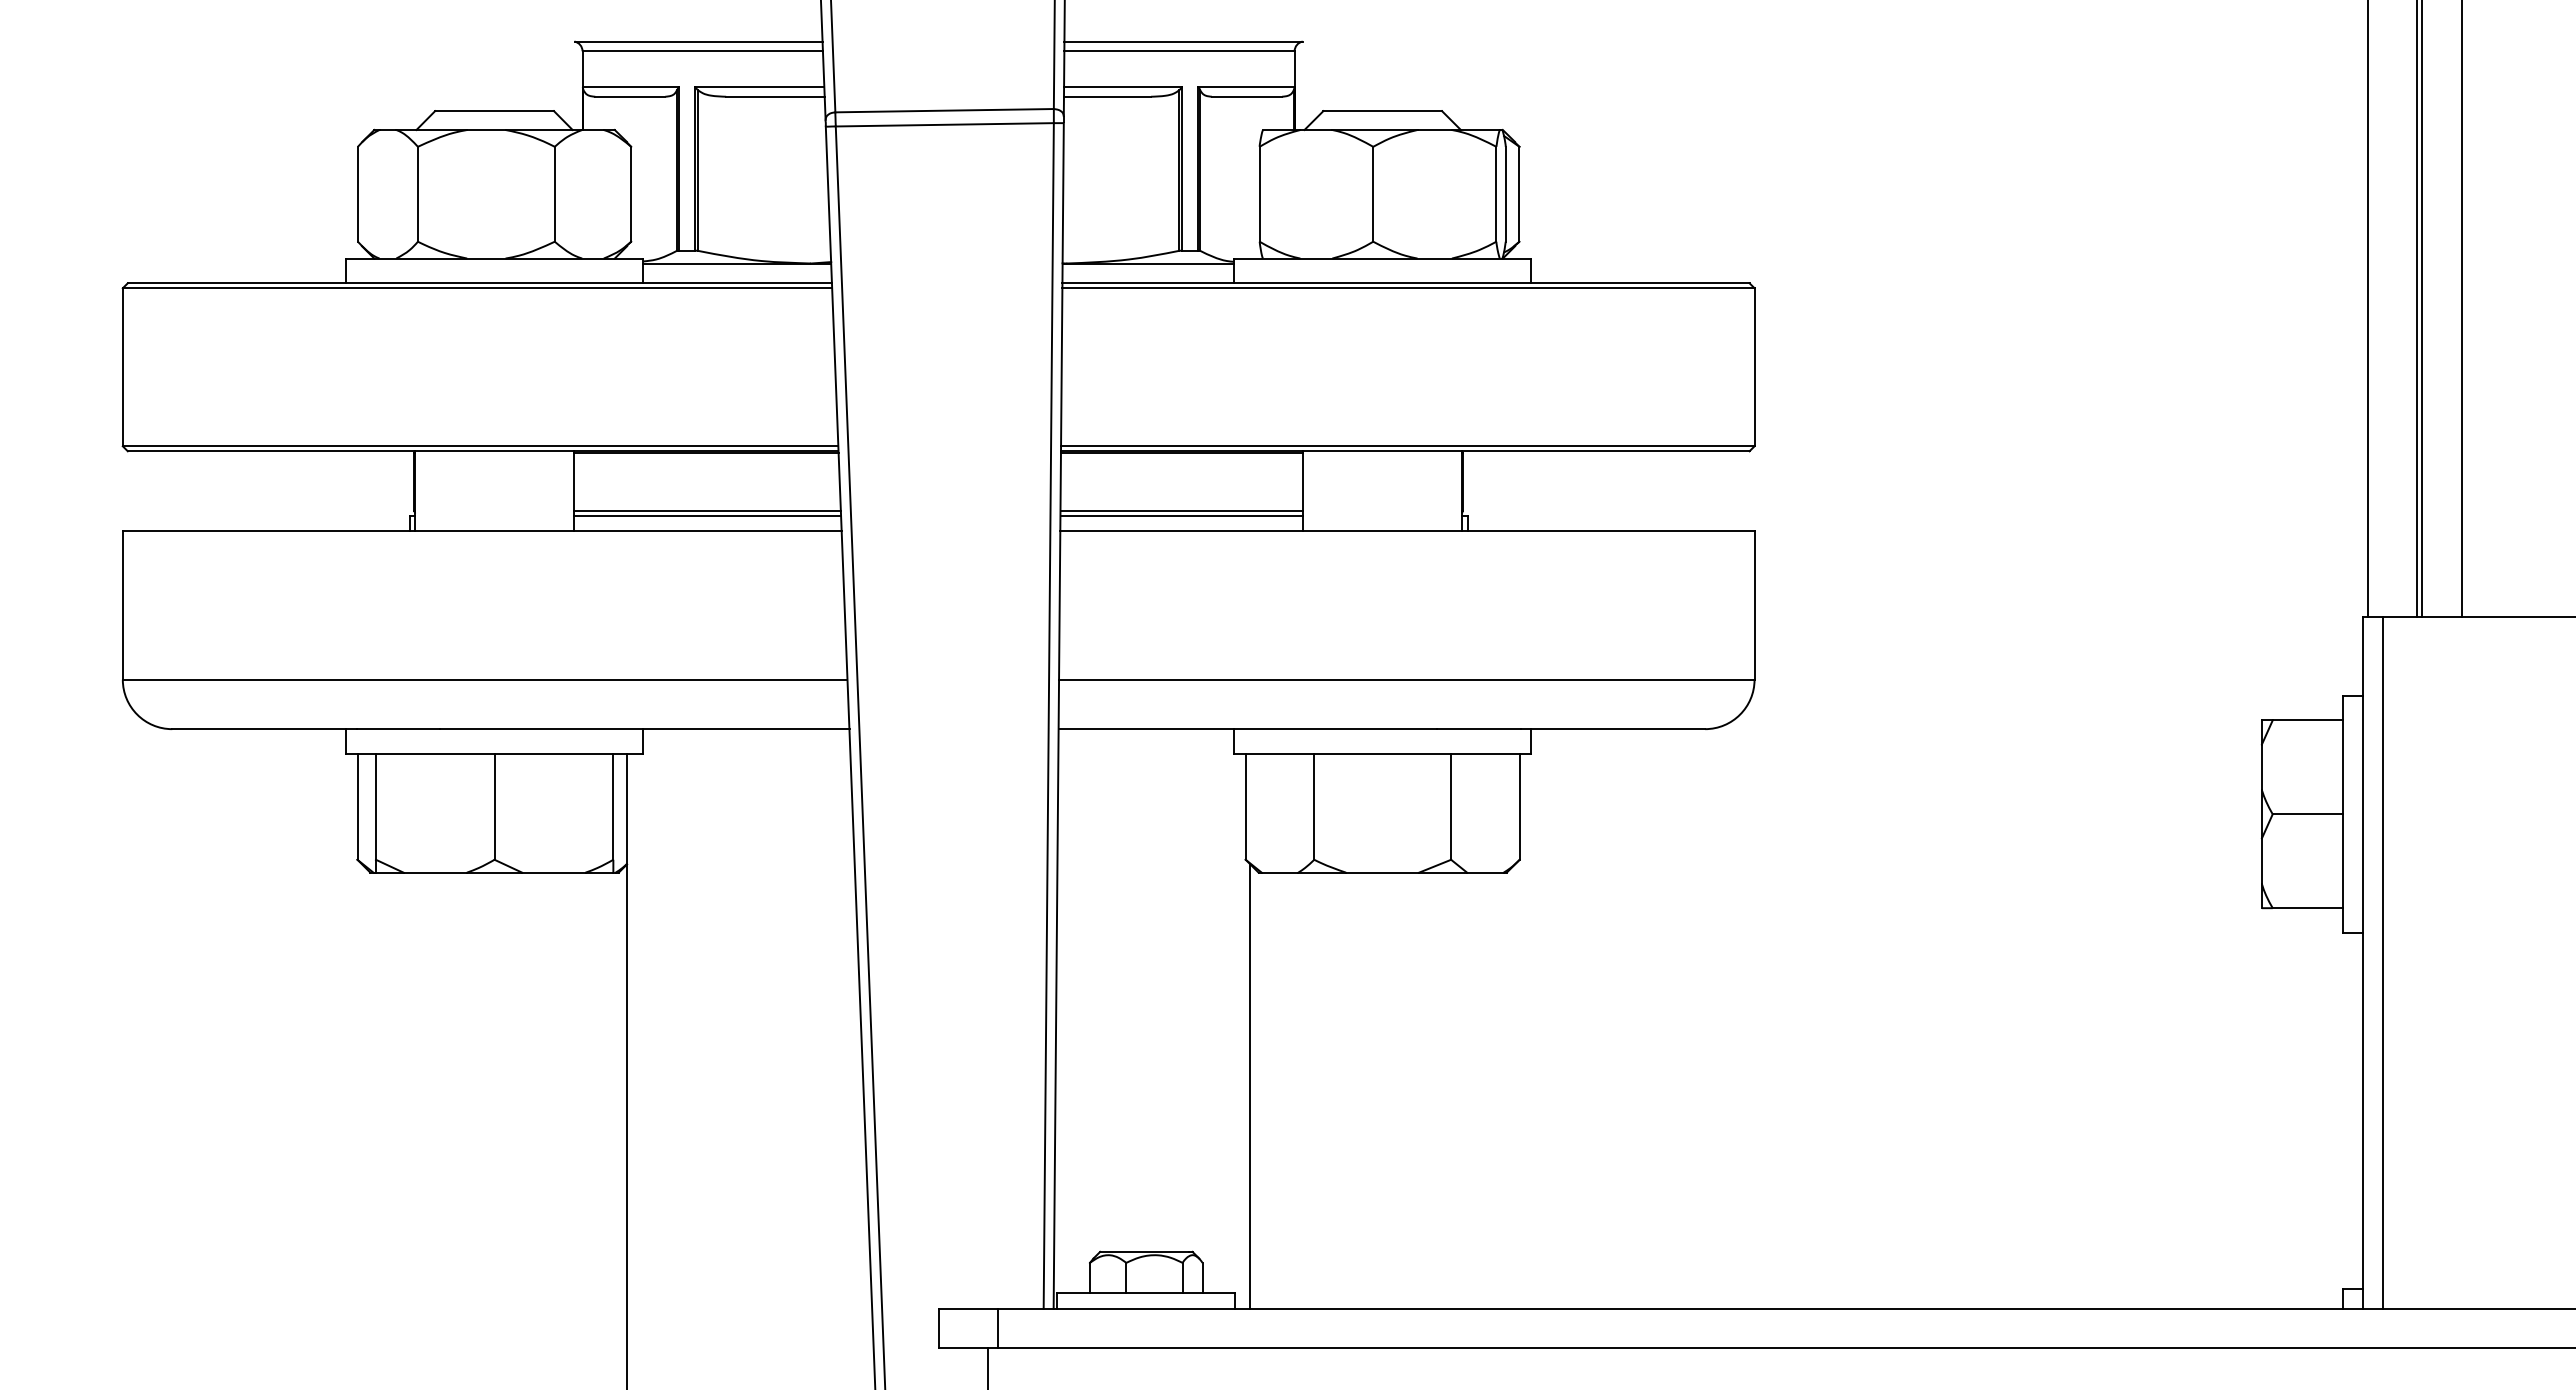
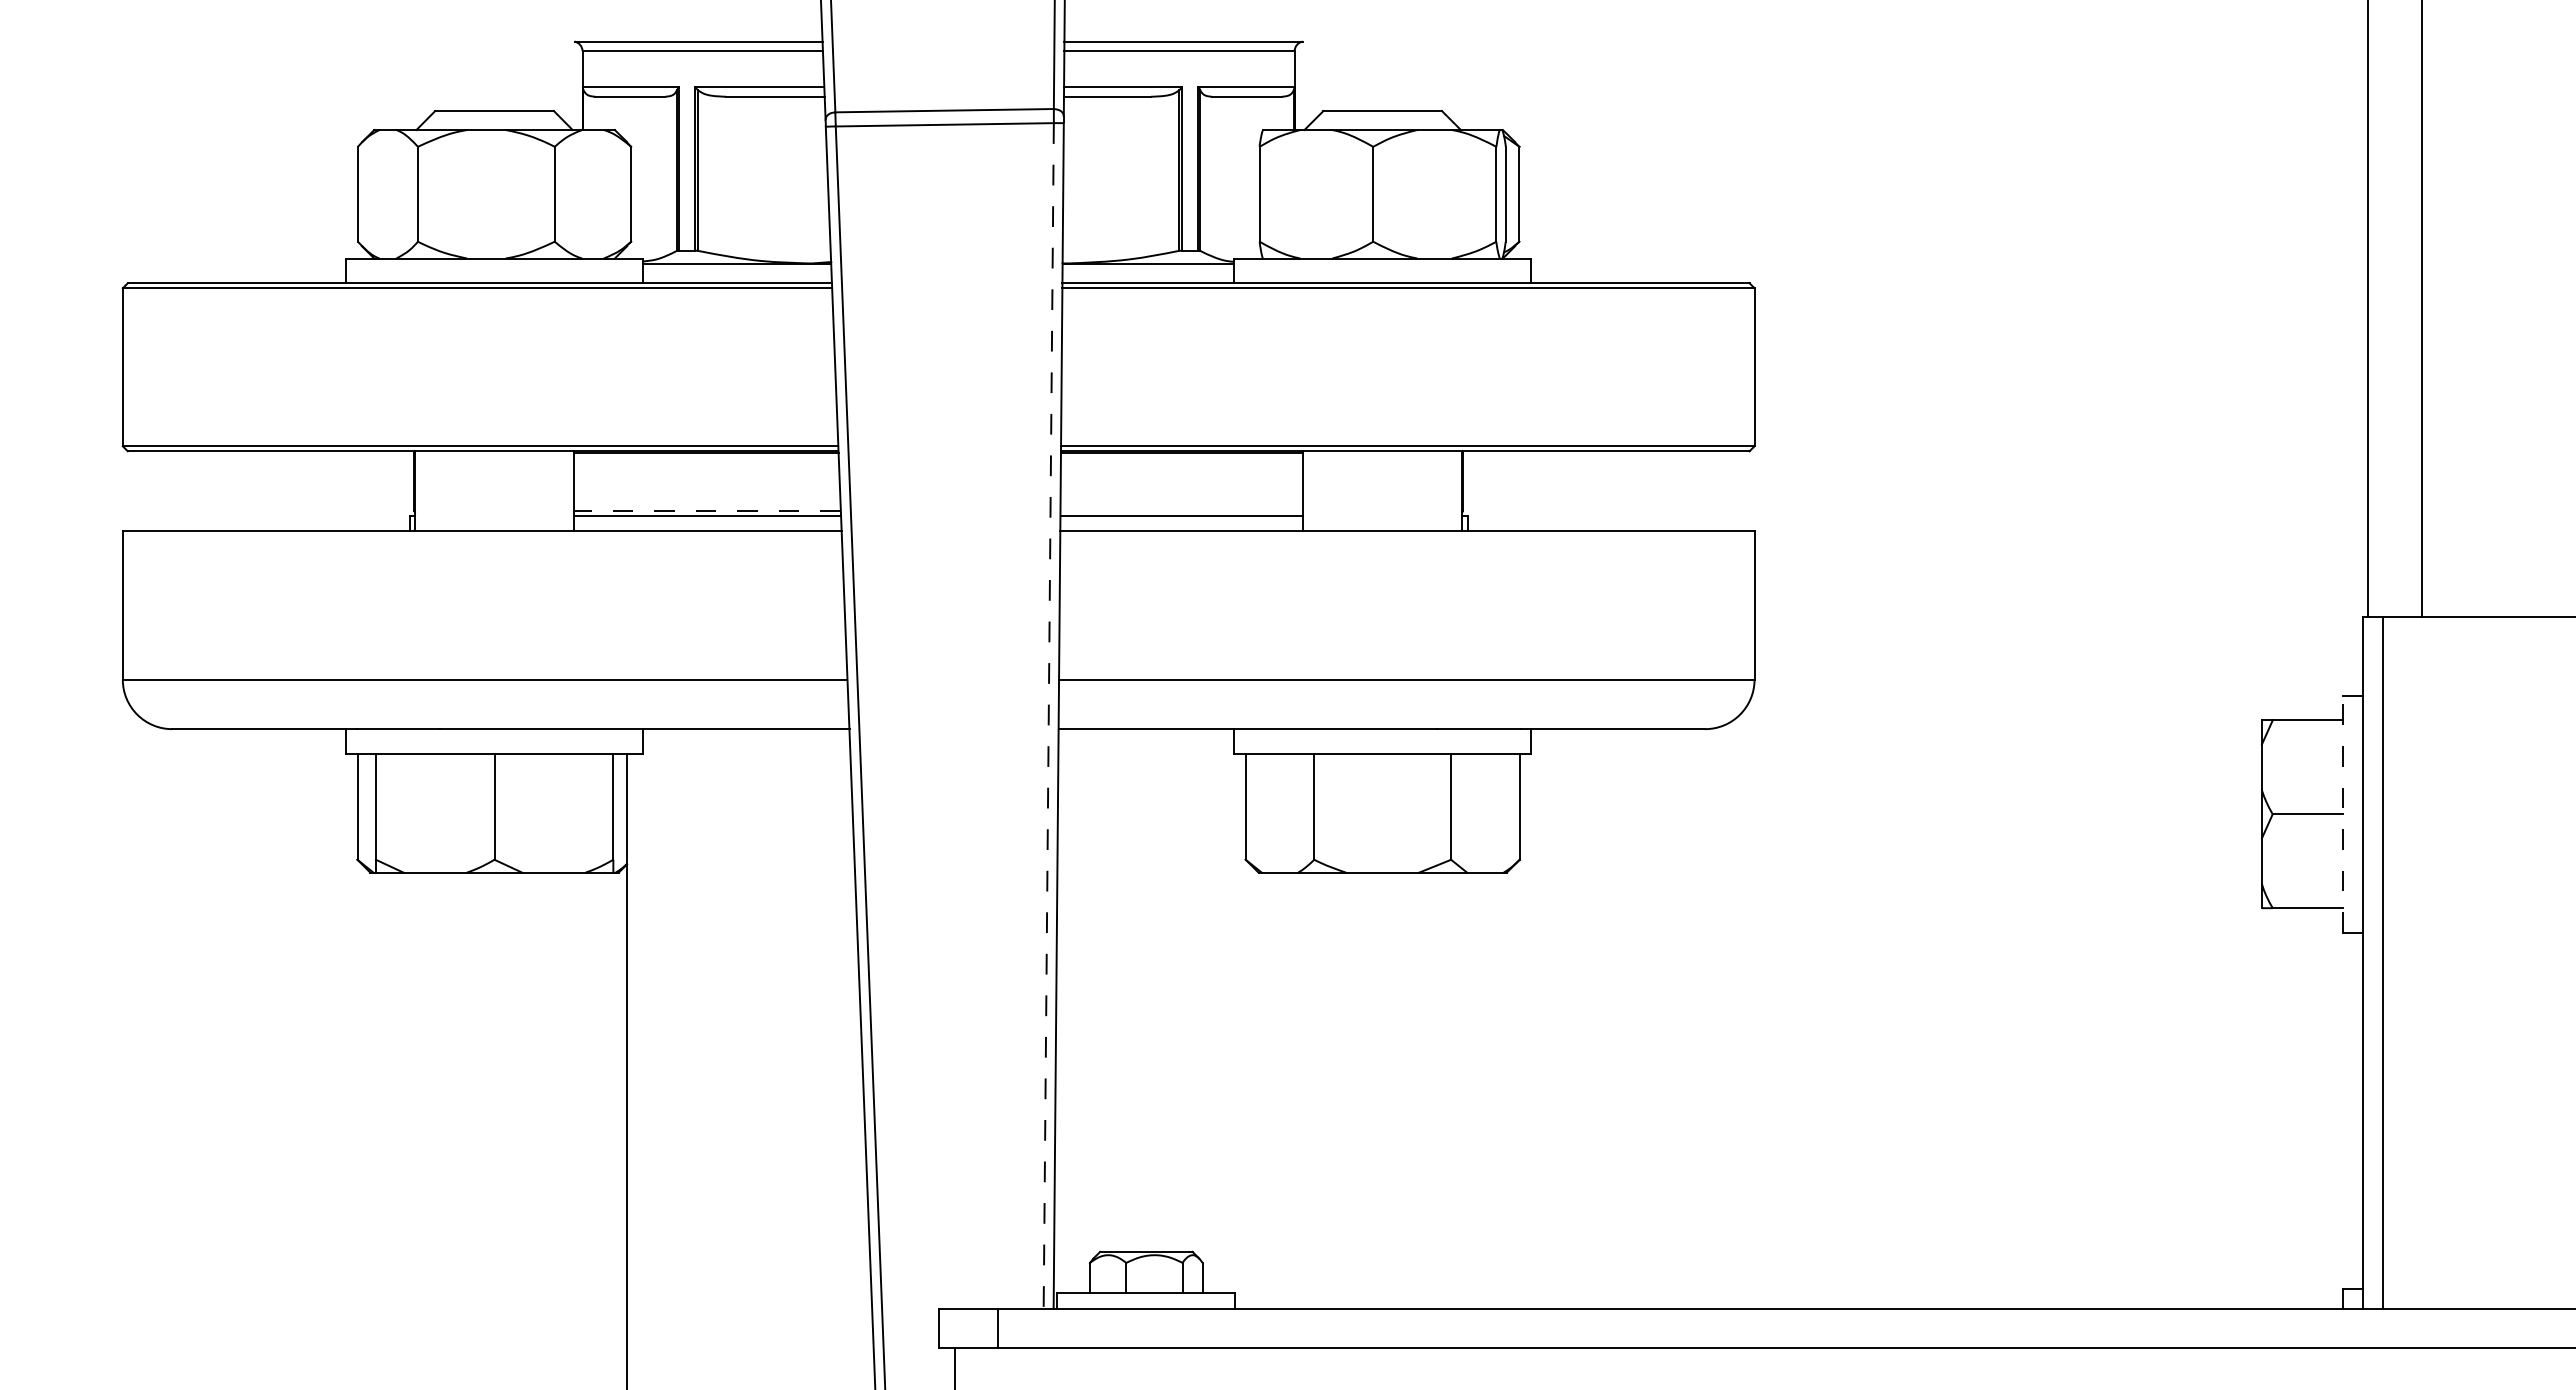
line: present -> none (2417, 309)
line: present -> none (2461, 309)
line: solid -> dashed (707, 510)
line: present -> none (1181, 510)
line: solid -> dashed (1048, 715)
line: solid -> dashed (2342, 814)
line: present -> none (1250, 1086)
line position: (988, 1367) -> (955, 1367) (955, 1367)
